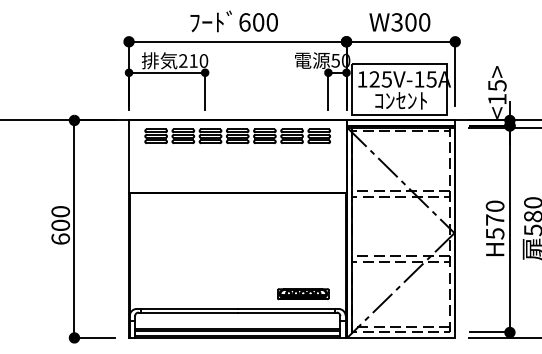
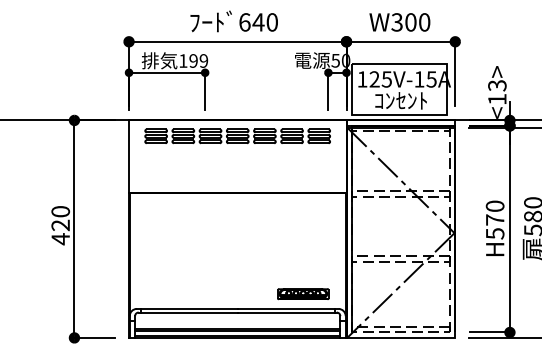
text: 600 -> 640 (258, 22)
text: 210 -> 199 (193, 60)
text: <15> -> <13> (497, 85)
text: 600 -> 420 (60, 232)
